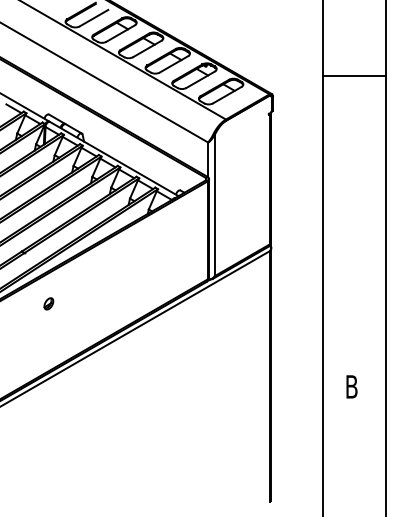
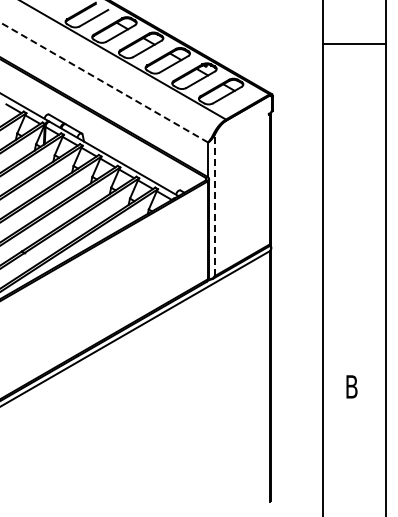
line position: (354, 75) -> (354, 43) (354, 43)
line: solid -> dashed (104, 82)
line: solid -> dashed (214, 205)
part: present -> none (48, 303)
